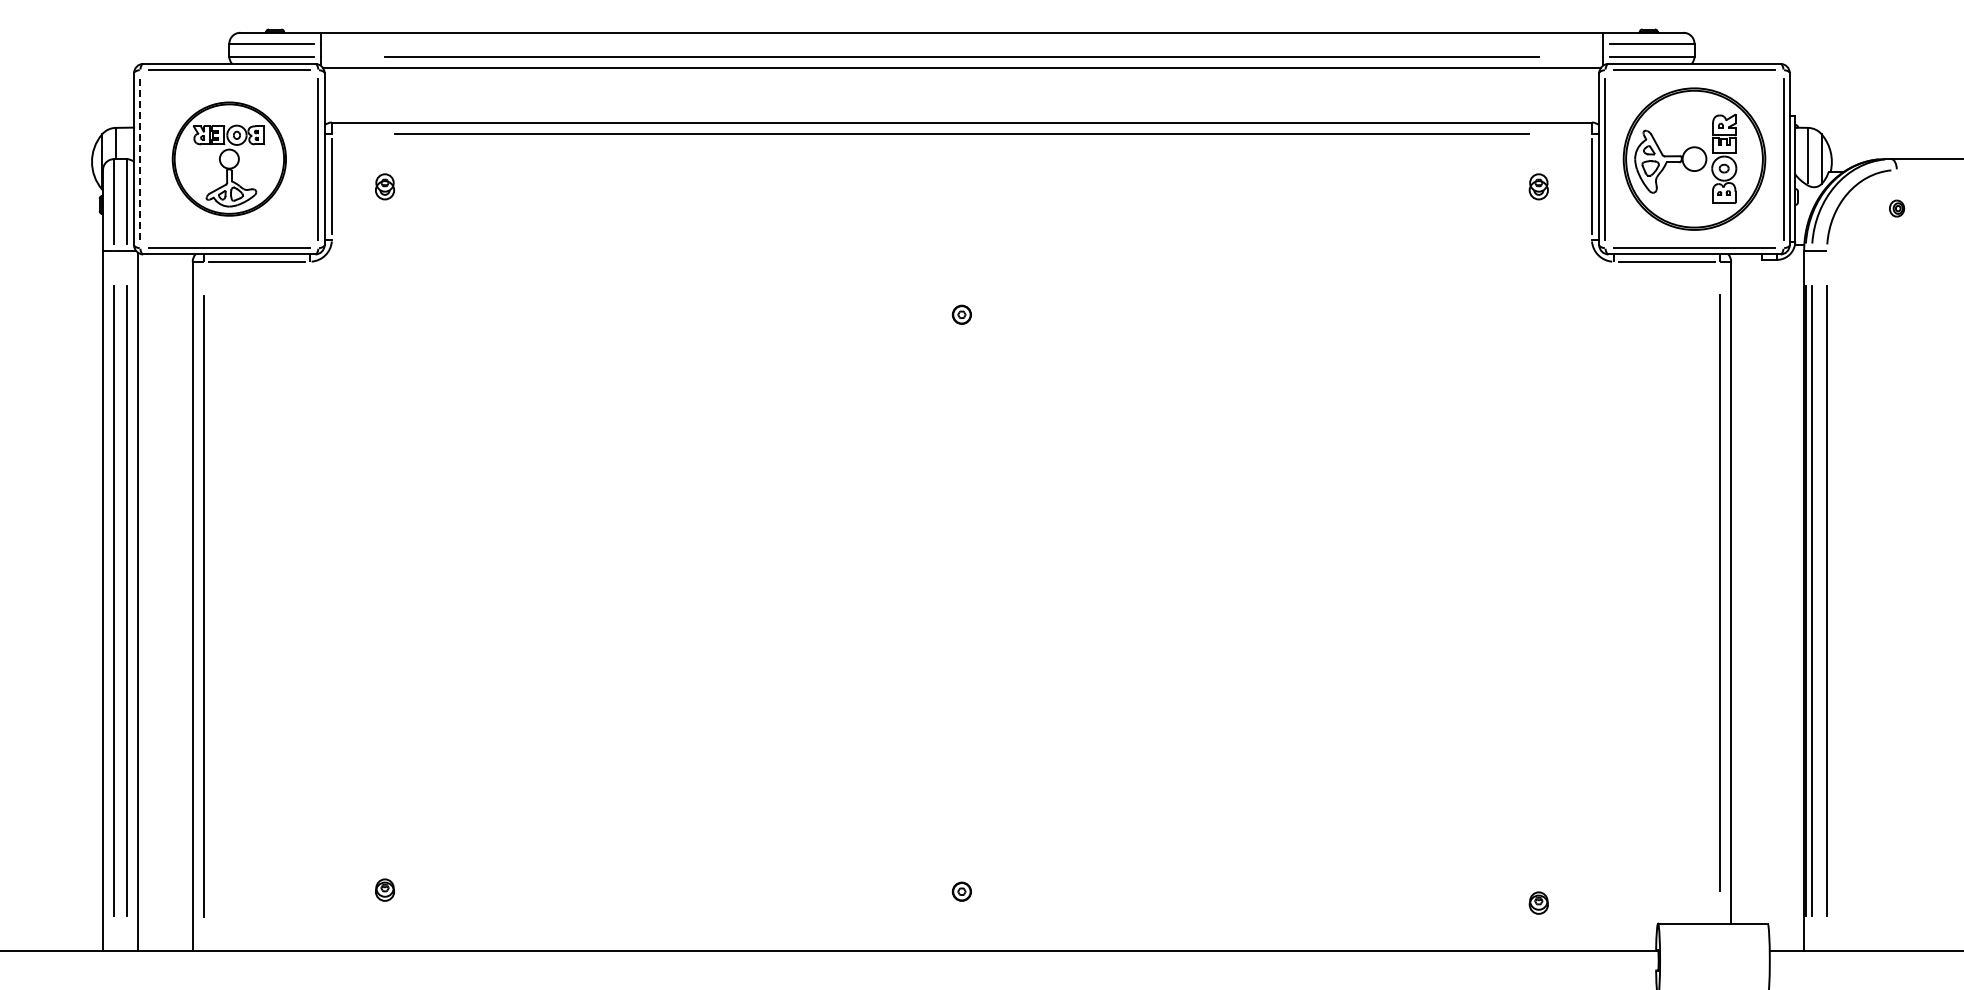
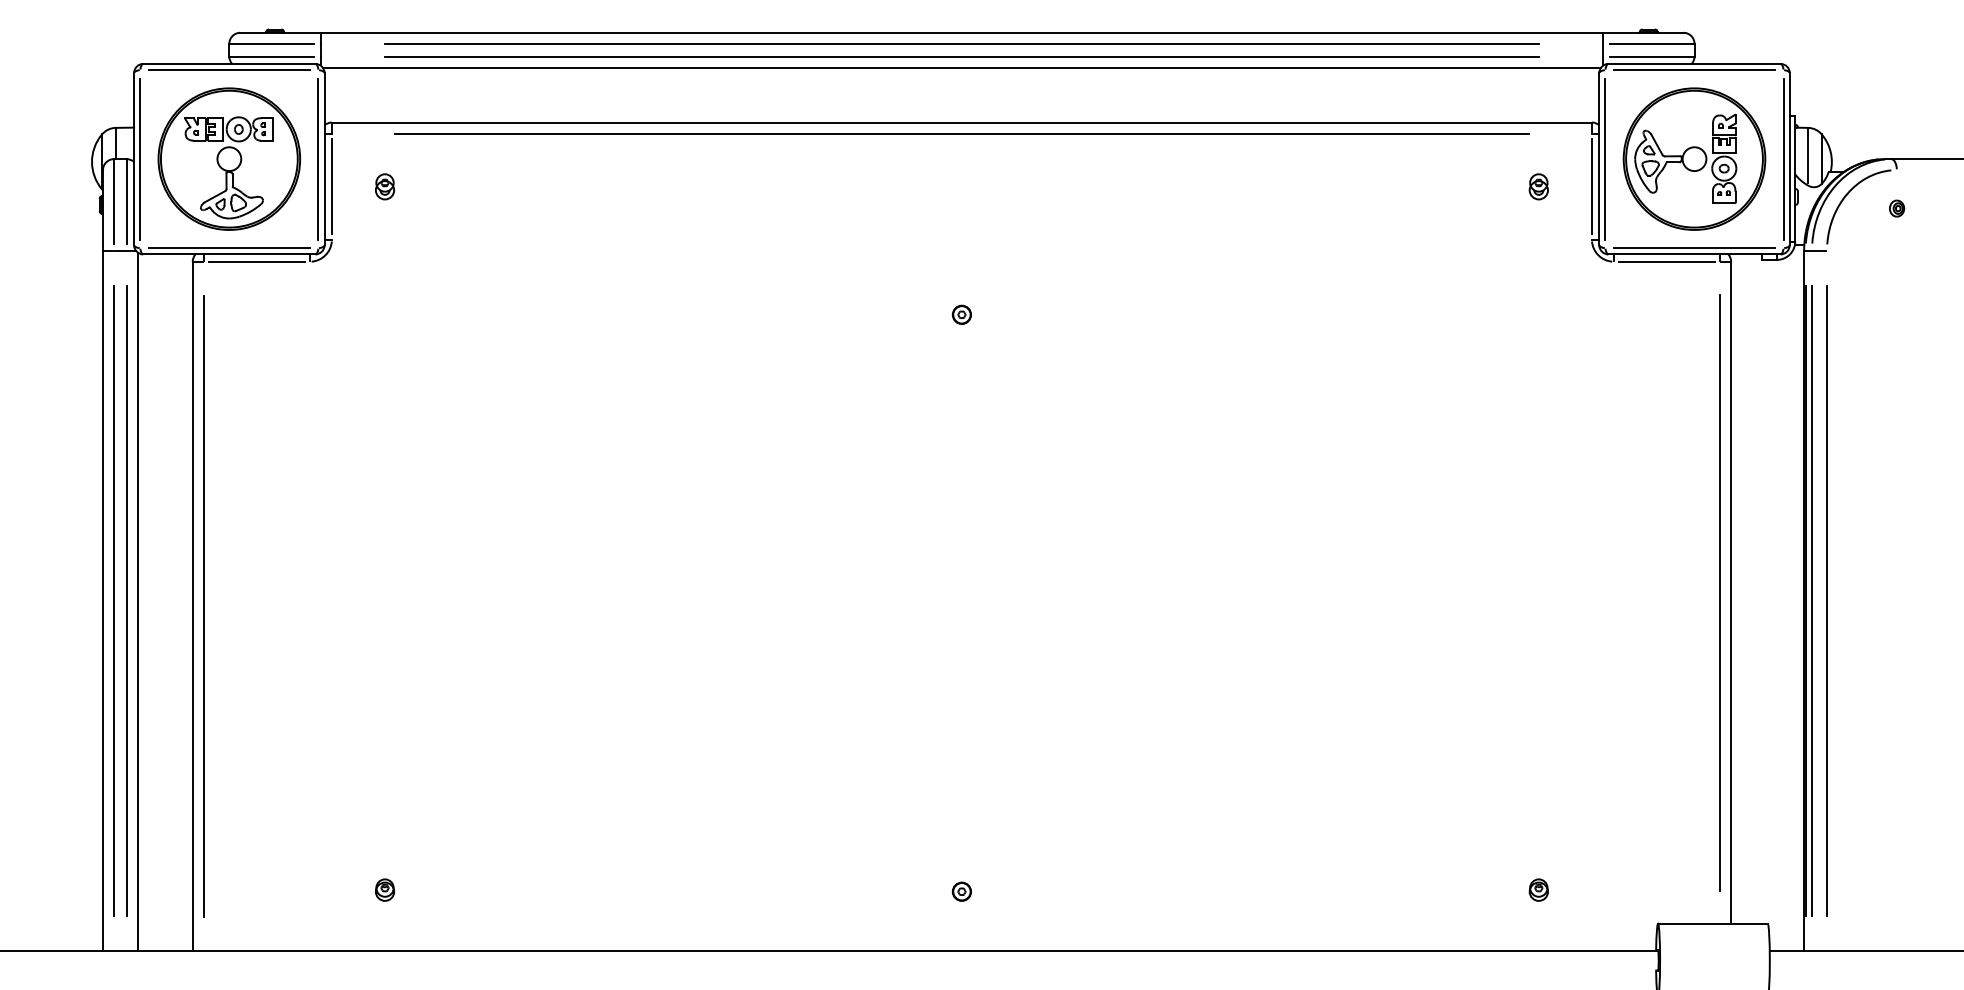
line: none -> present (961, 43)
part size: 116x116 px -> 145x144 px (229, 158)
line: dashed -> solid (140, 159)
part position: (1538, 902) -> (1538, 889) (1538, 889)
